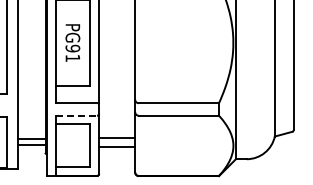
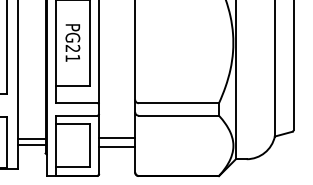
text: PG91 -> PG21 (72, 48)
line: dashed -> solid (76, 115)
